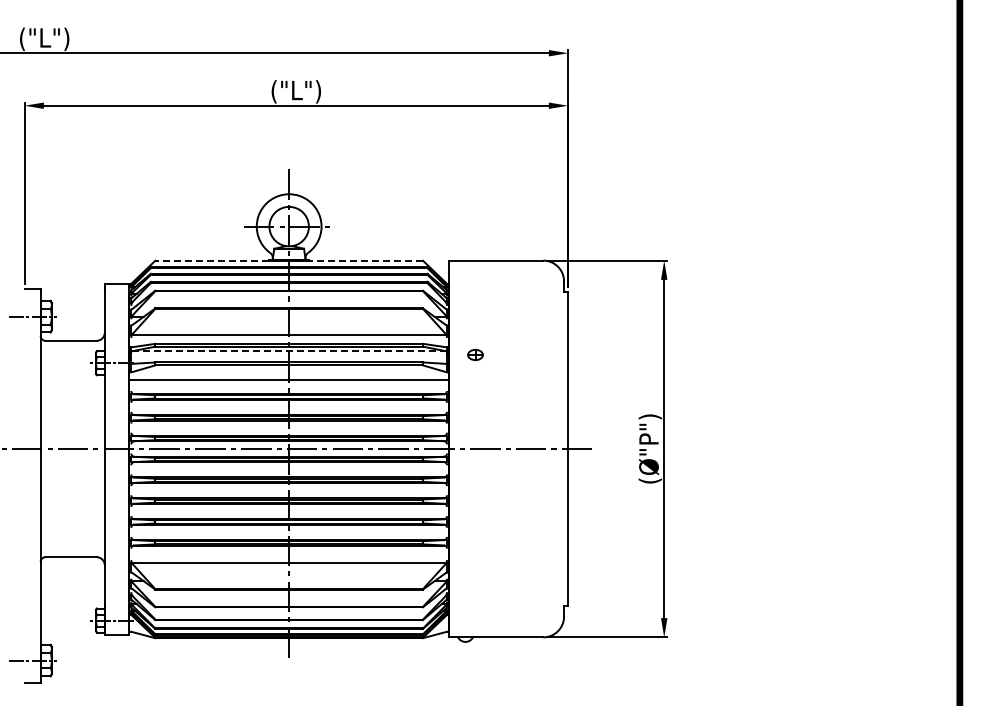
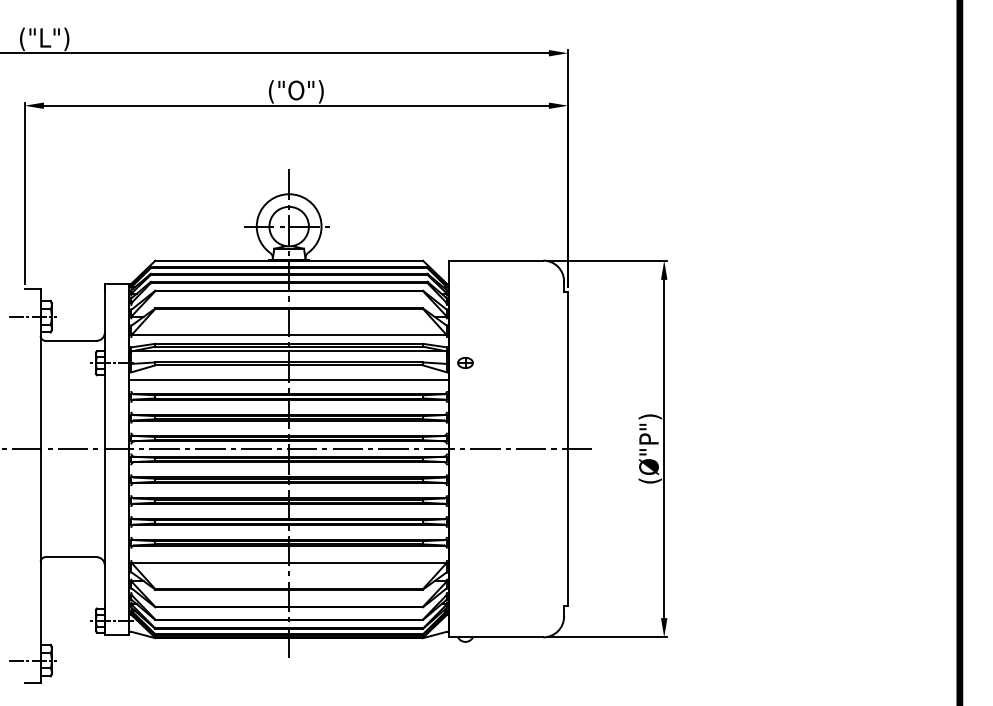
text: ("L") -> ("O") (296, 91)
line: dashed -> solid (289, 260)
line: dashed -> solid (289, 351)
part position: (475, 354) -> (465, 362) (465, 362)
